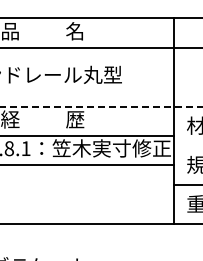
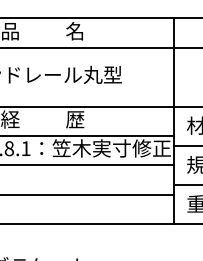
line: dashed -> solid (101, 106)
line: none -> present (186, 145)
line: none -> present (88, 194)
